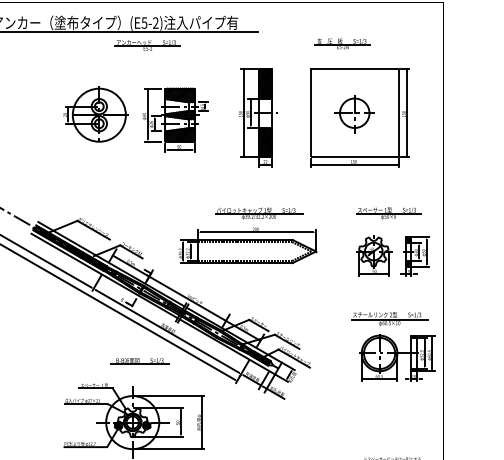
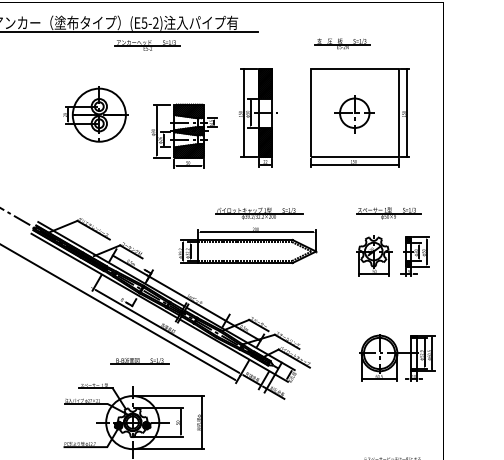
part position: (175, 119) -> (184, 135) (184, 135)
line: present -> none (46, 261)
part: present -> none (389, 319)
